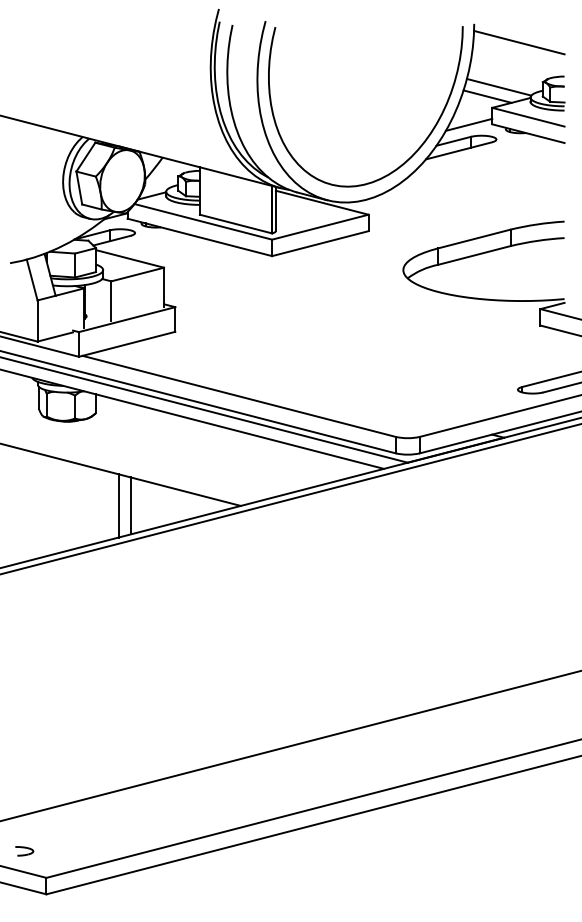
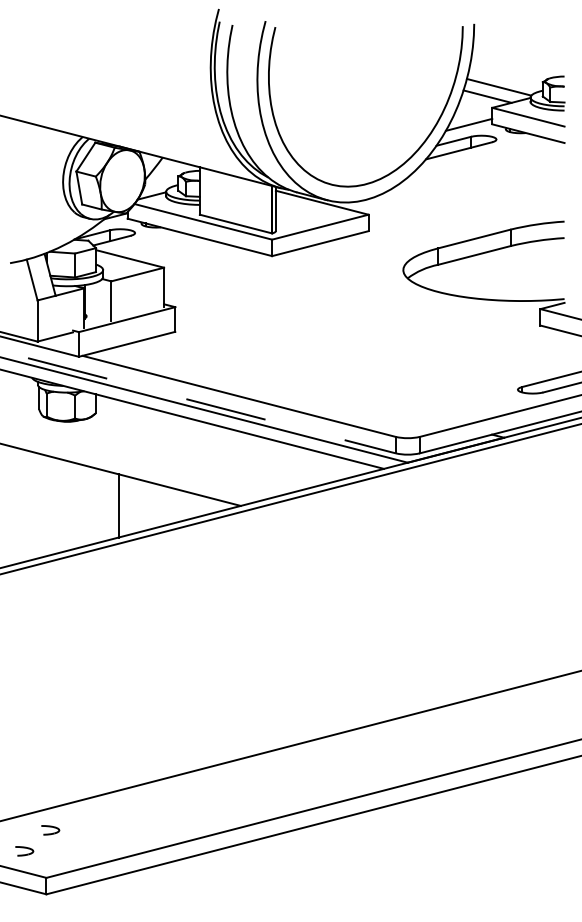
line: present -> none (519, 42)
line: solid -> dashed (198, 402)
line: present -> none (130, 505)
part: none -> present (50, 830)
